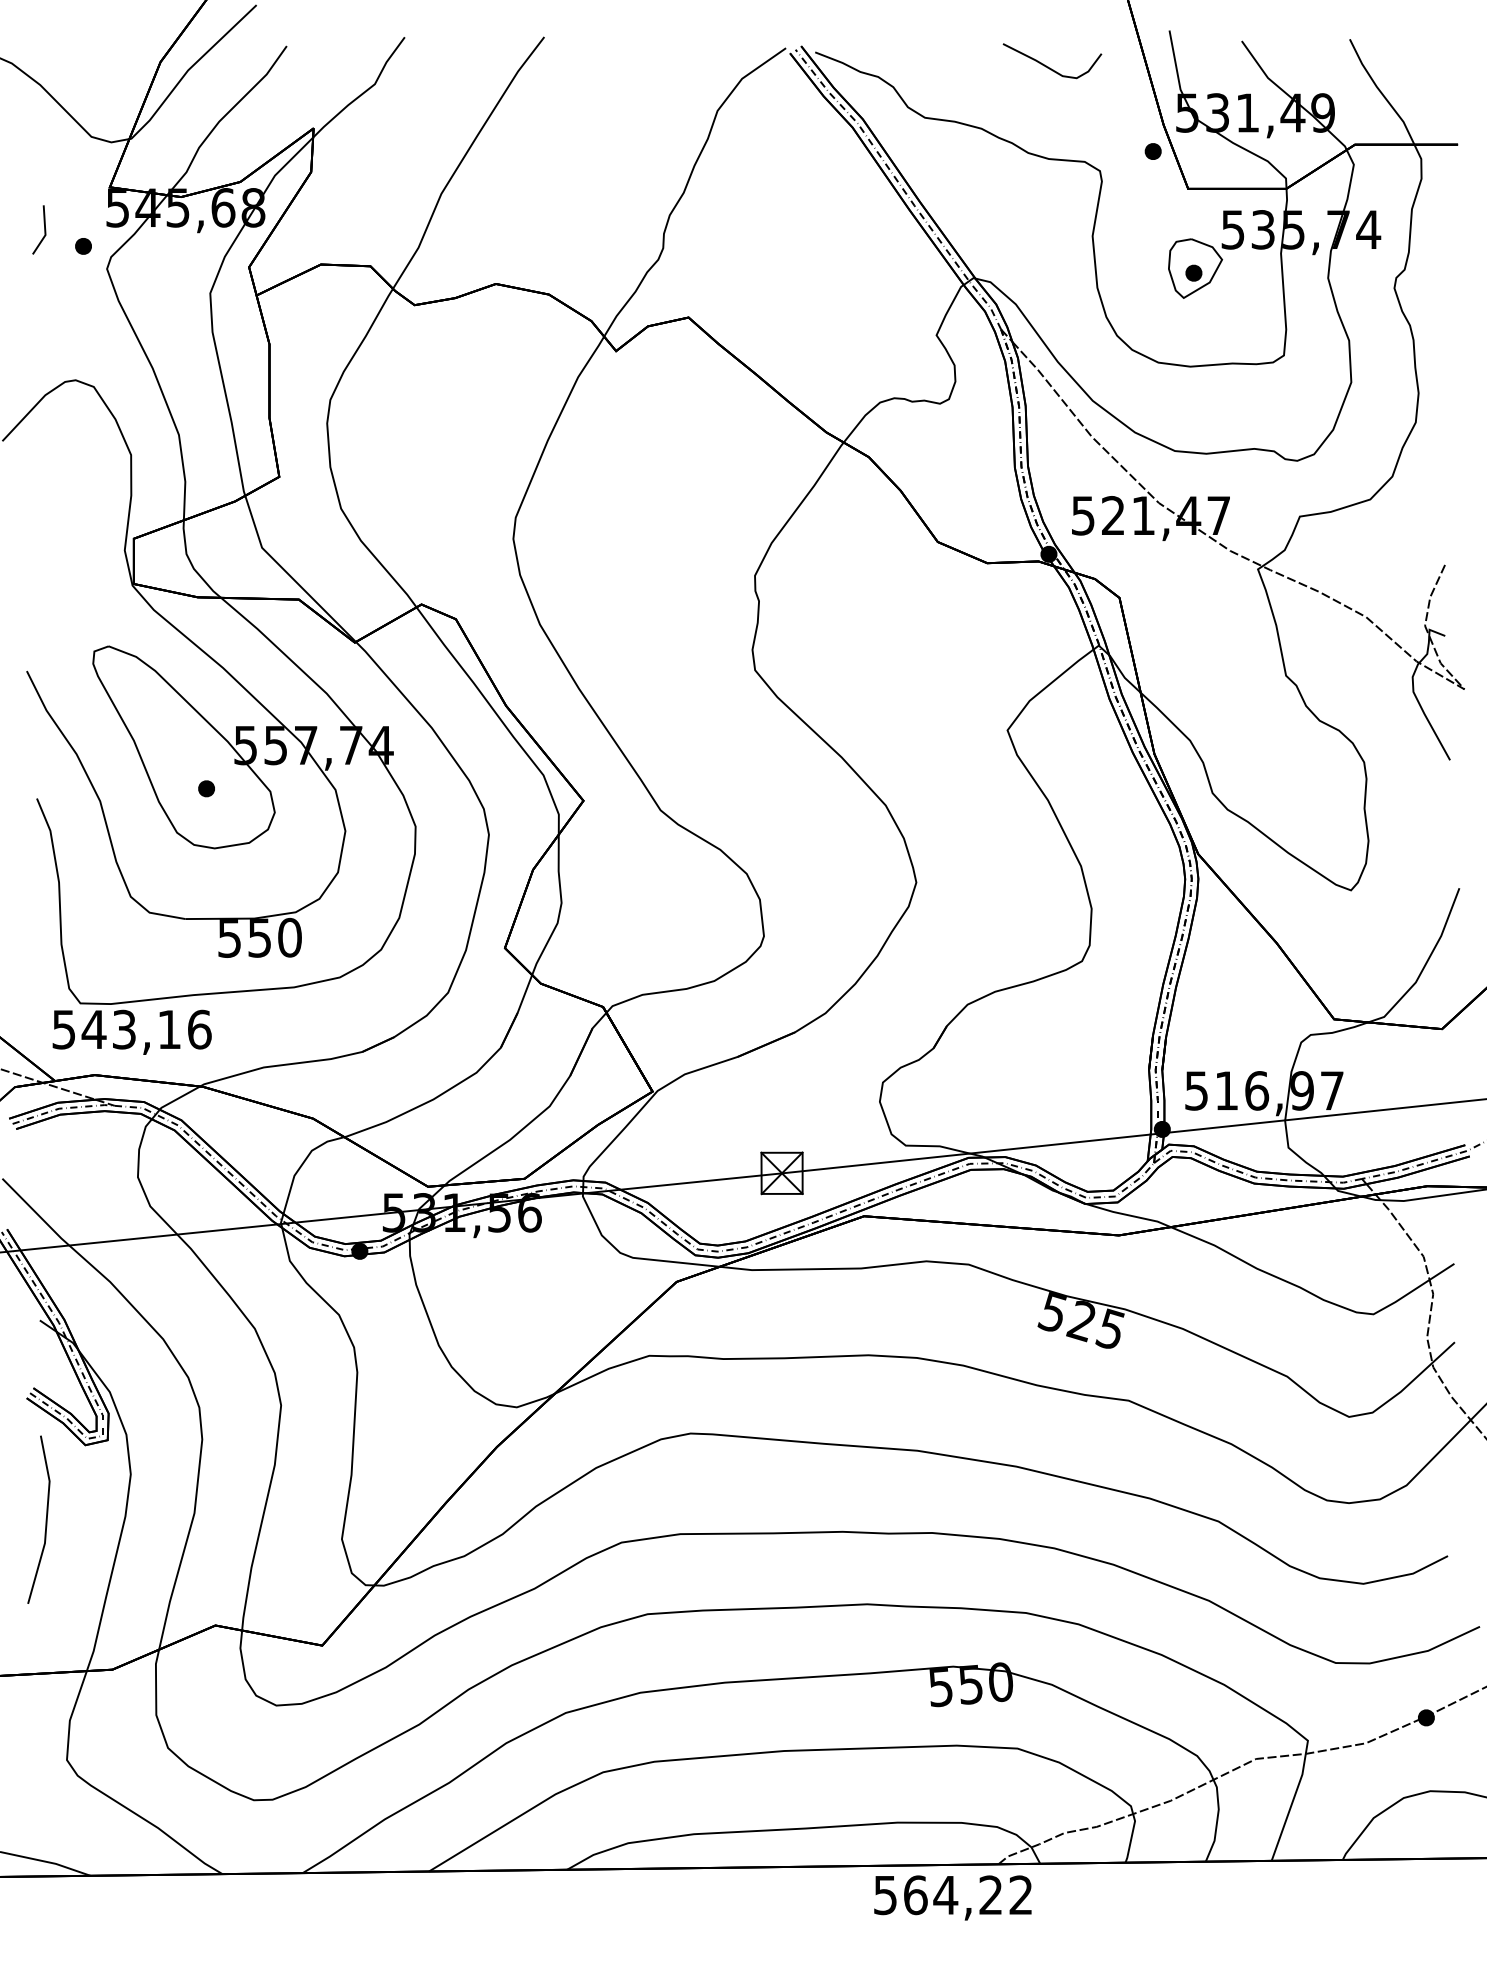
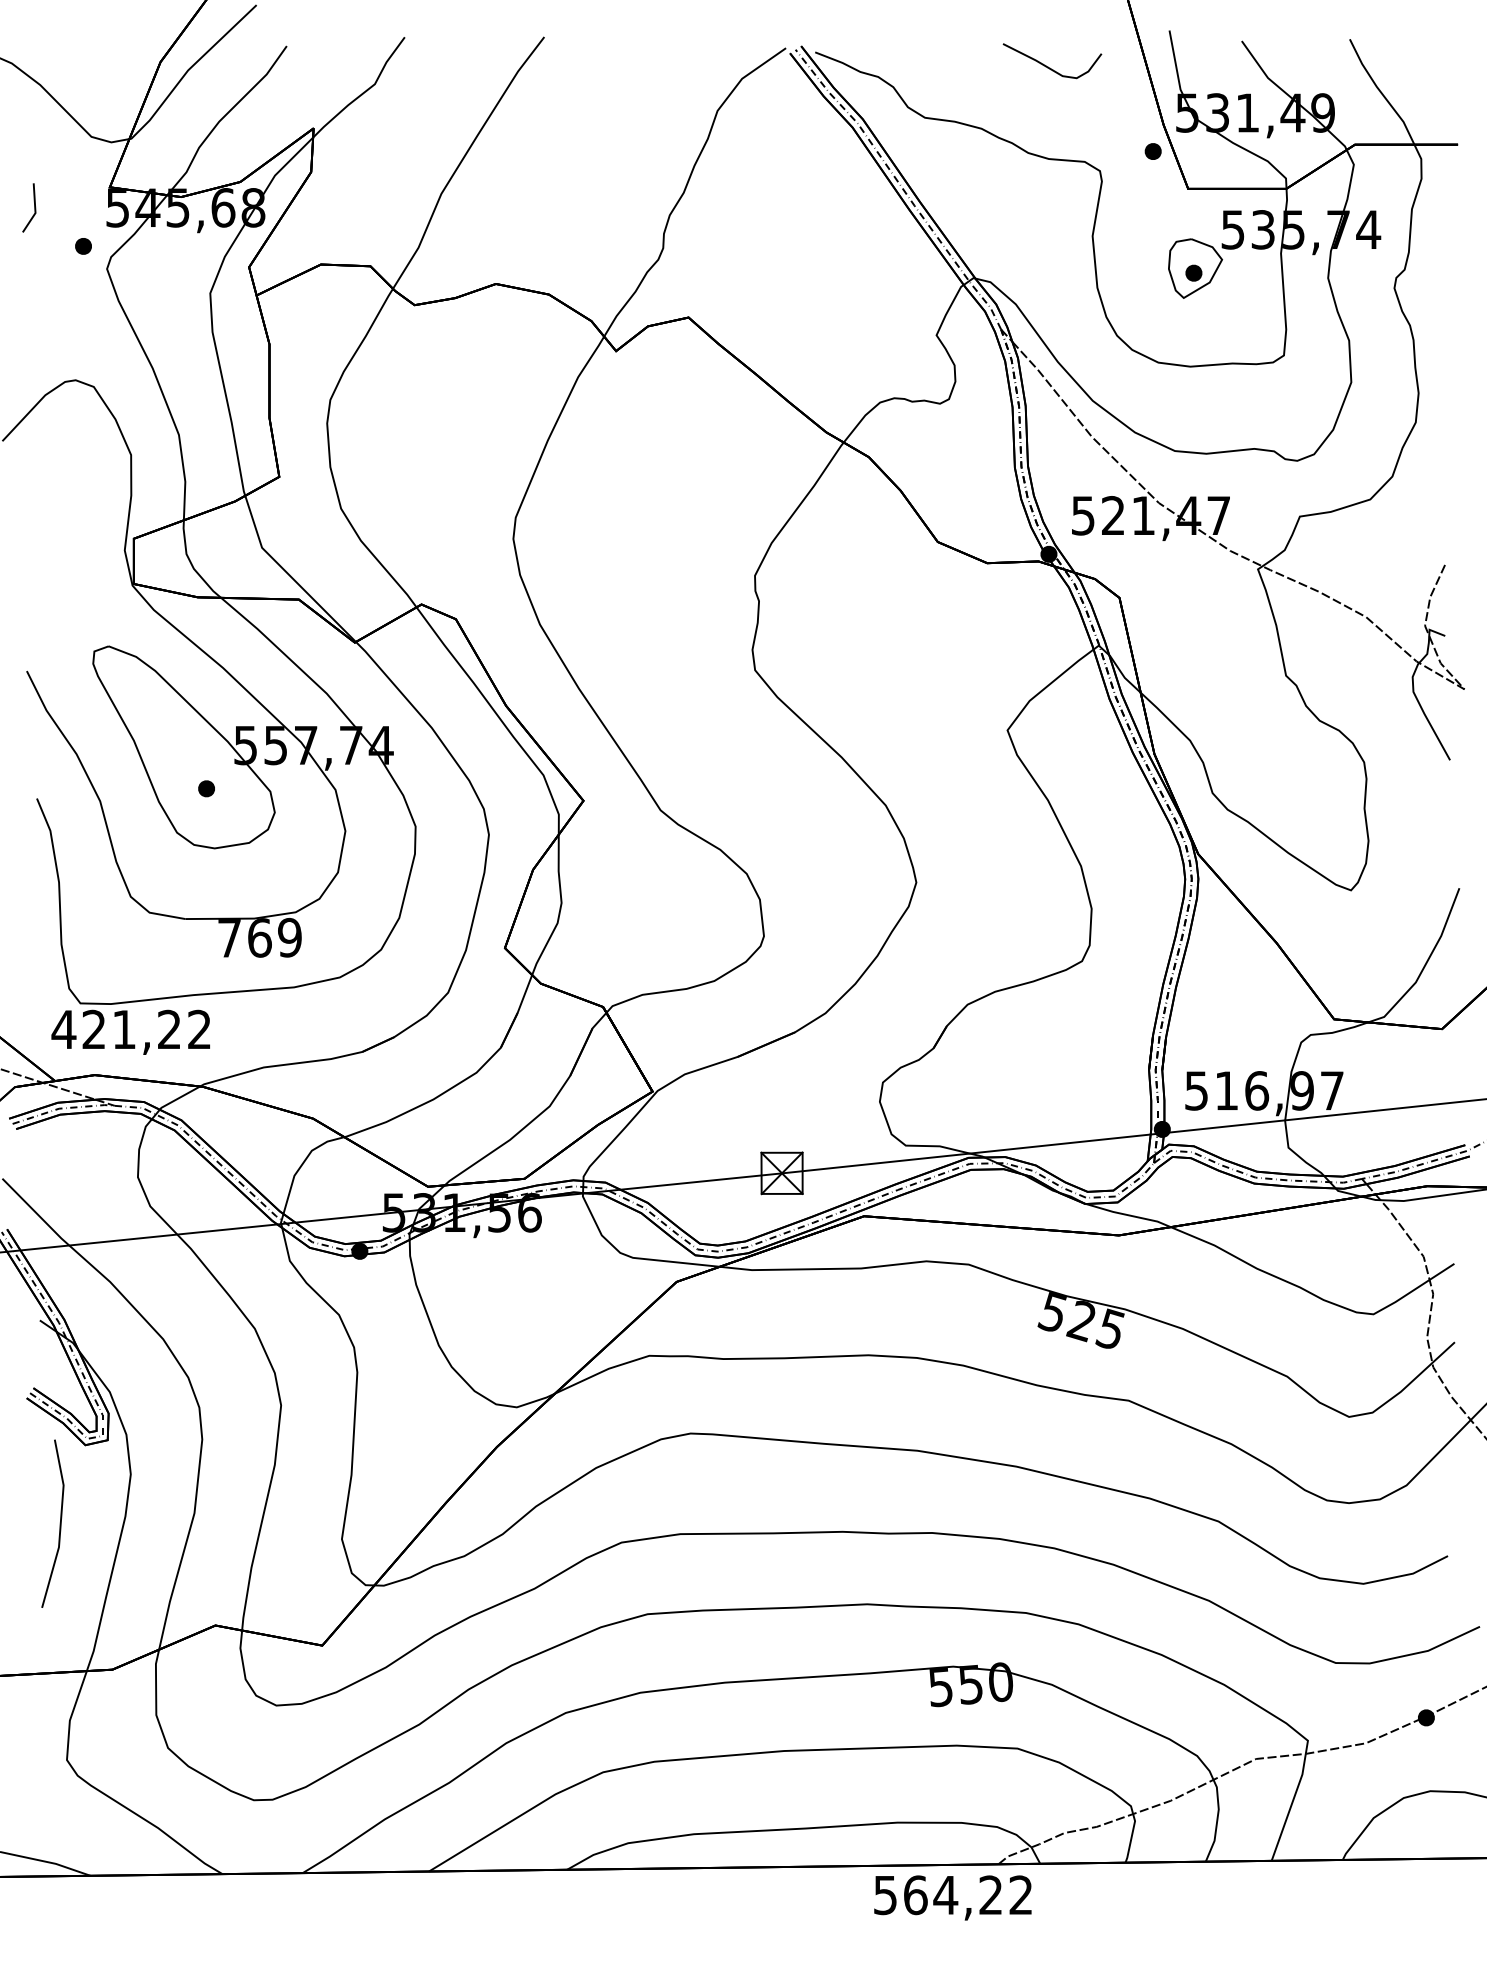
line position: (44, 229) -> (34, 207) (34, 207)
text: 550 -> 769 (259, 937)
text: 543,16 -> 421,22 (131, 1029)
line position: (45, 1519) -> (59, 1523) (59, 1523)
